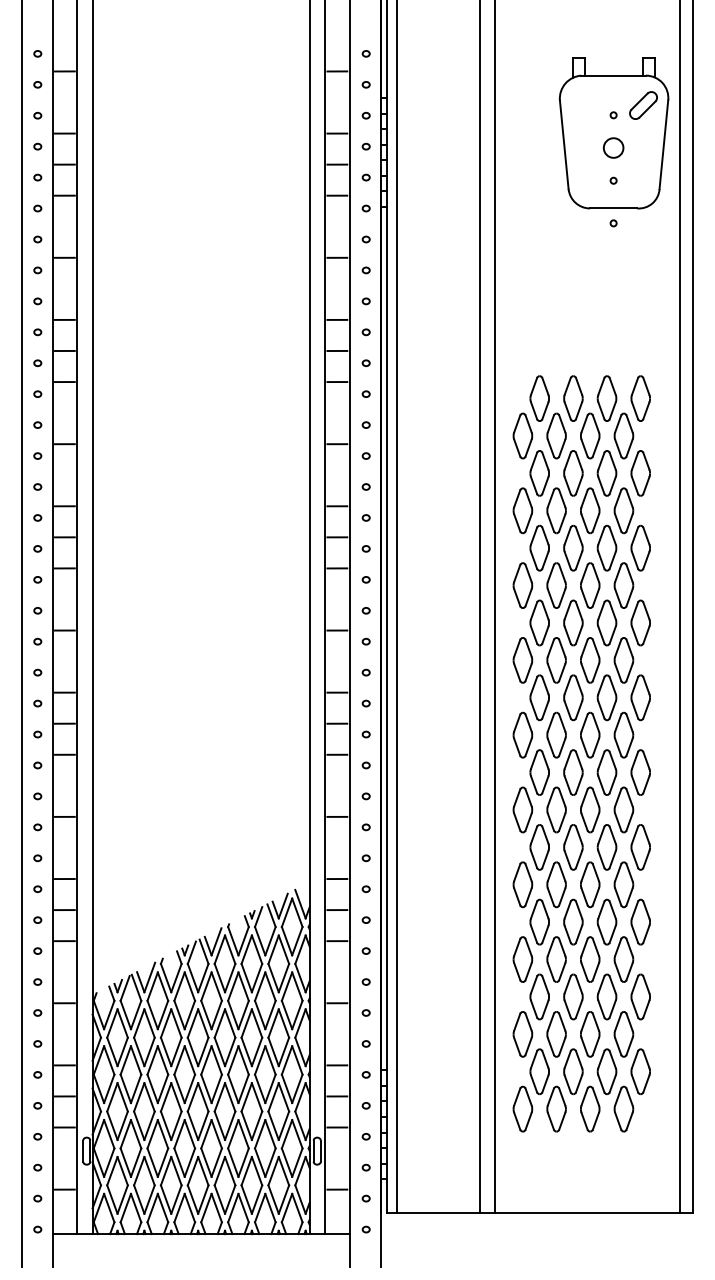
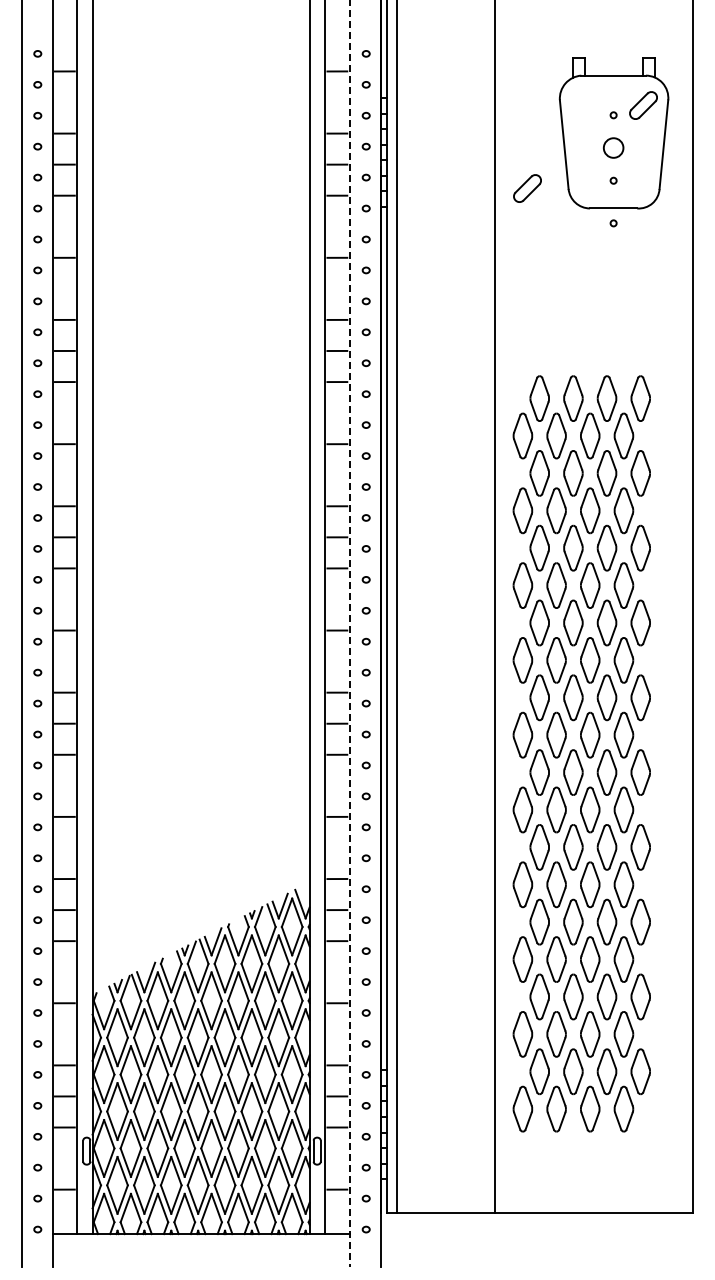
part: none -> present (527, 188)
line: present -> none (479, 607)
line: present -> none (680, 607)
line: solid -> dashed (349, 634)
